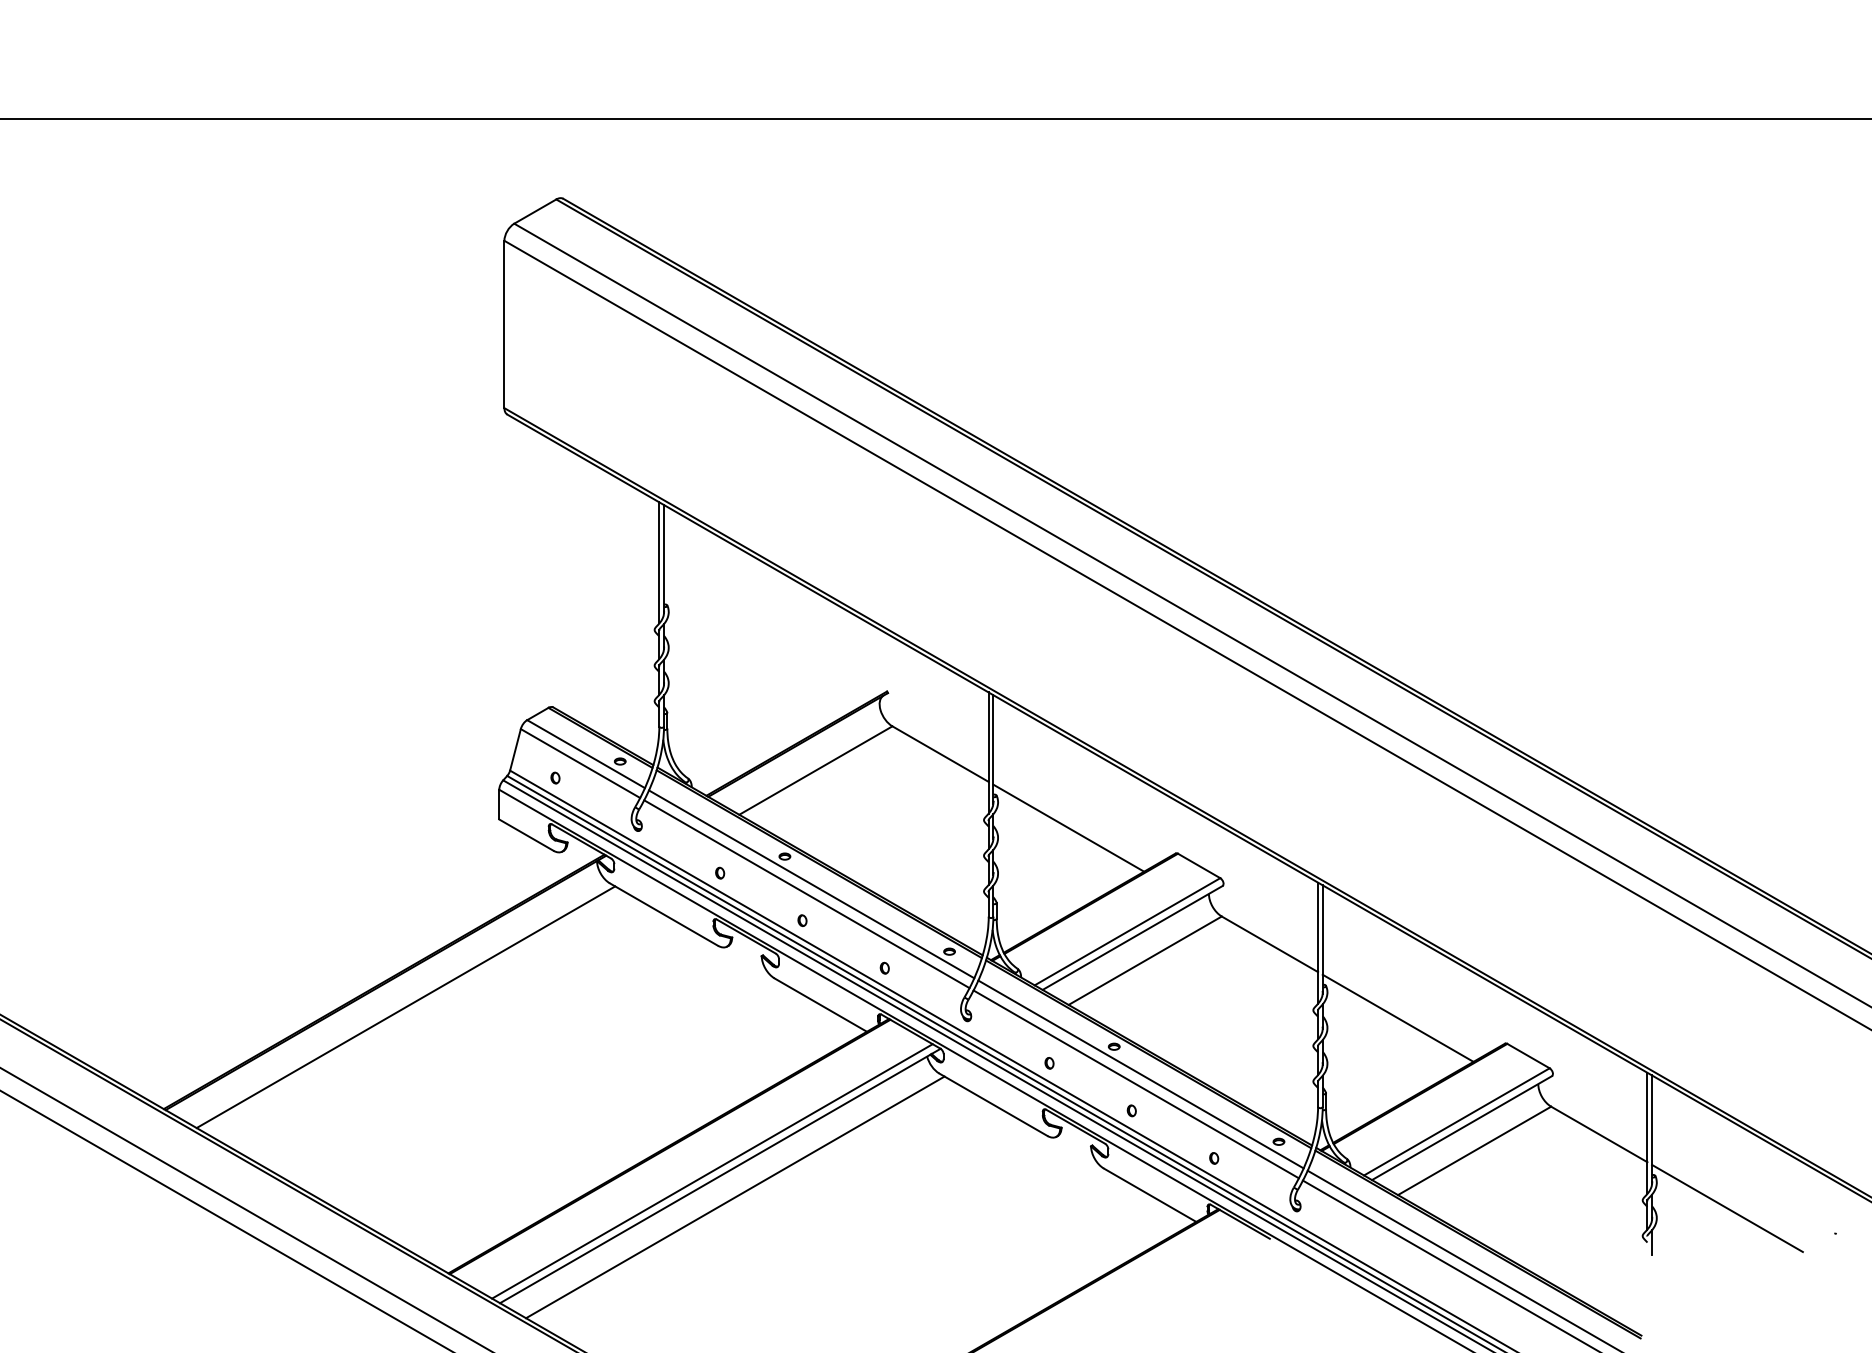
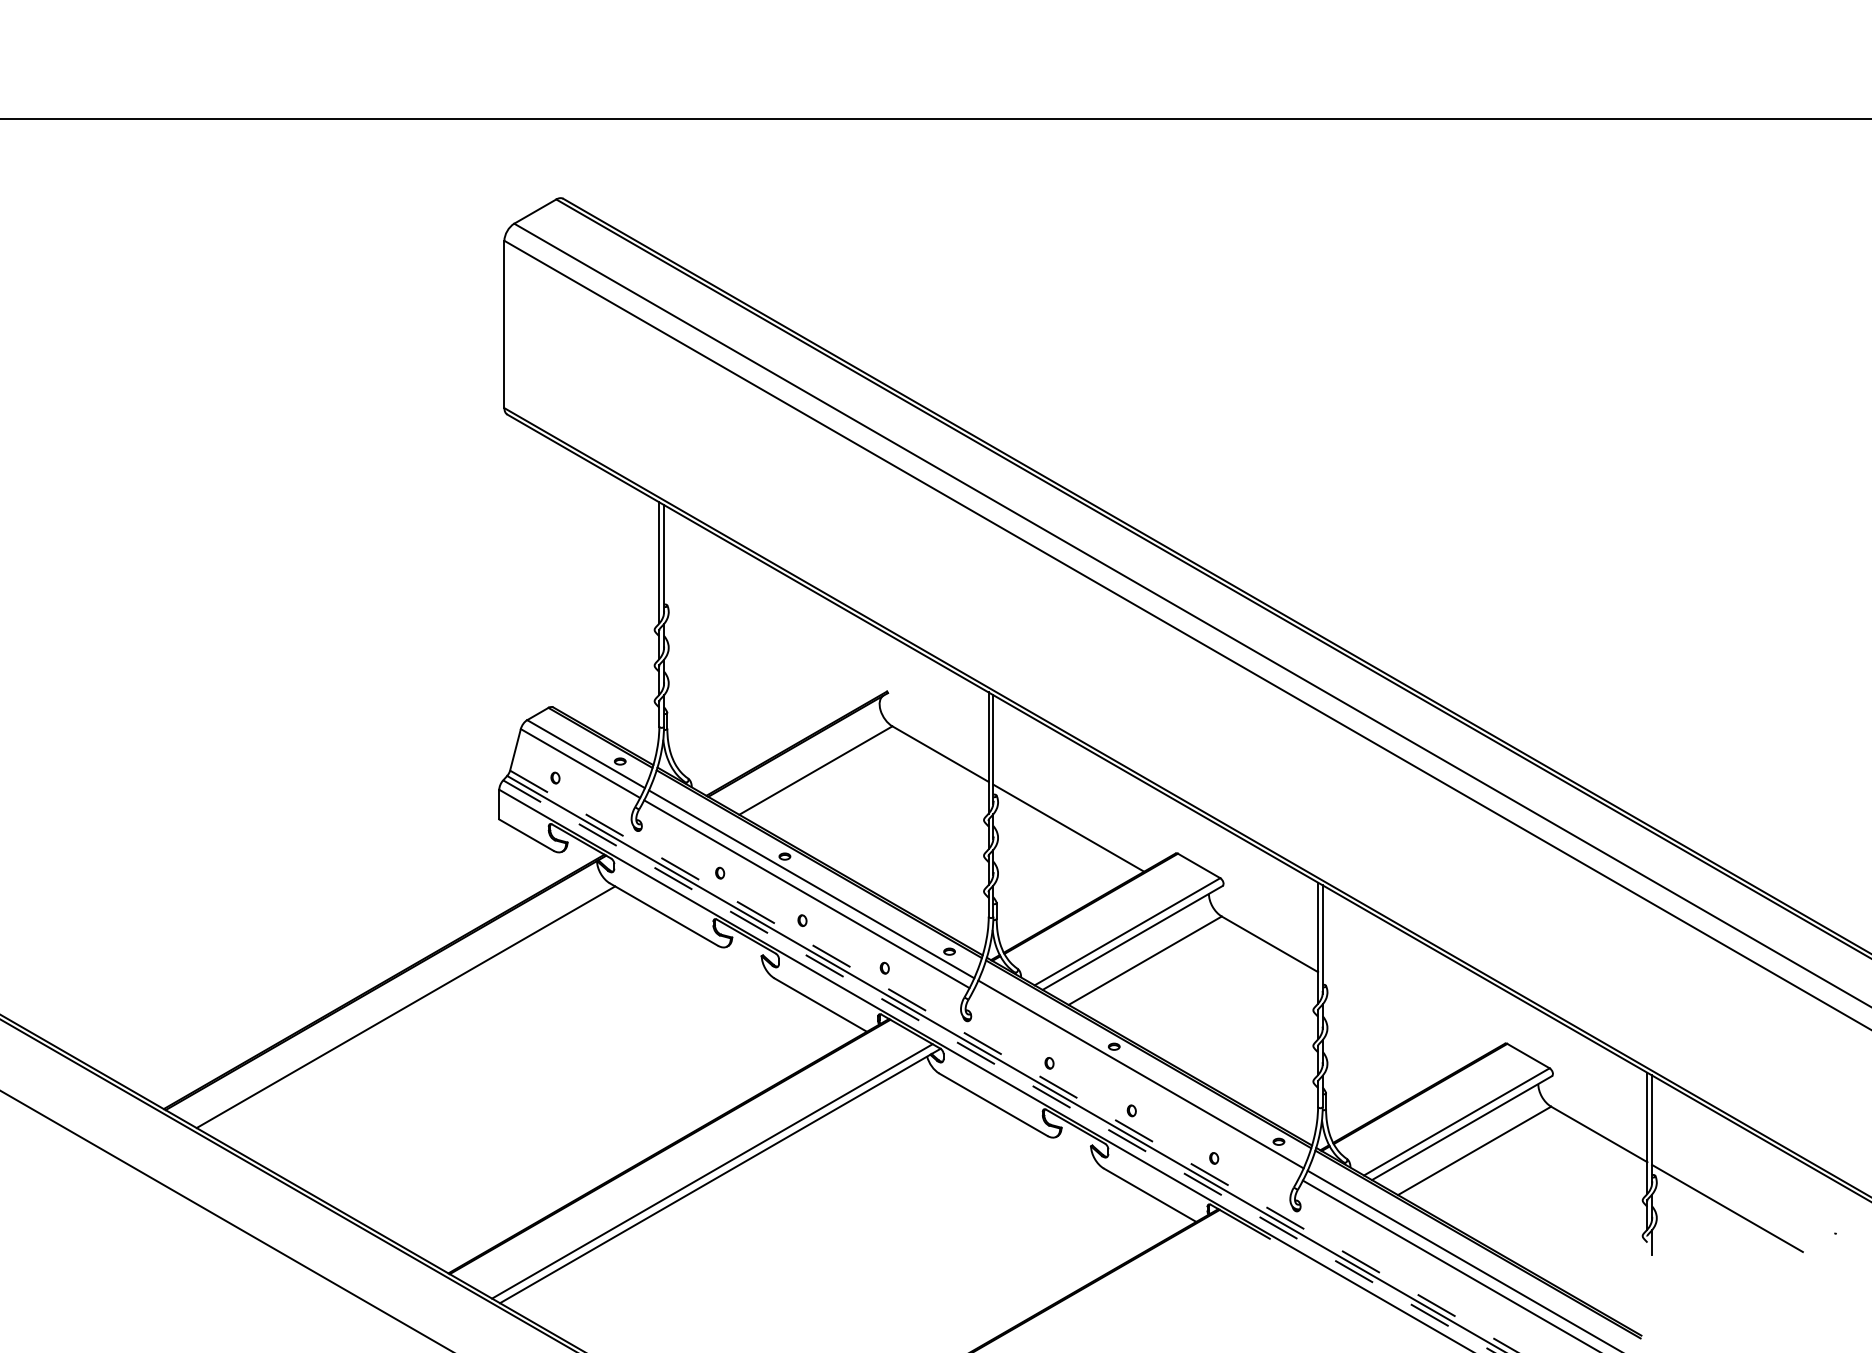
line: present -> none (1397, 1017)
line: solid -> dashed (1014, 1062)
line: solid -> dashed (999, 1066)
line: present -> none (1135, 1084)
line: present -> none (735, 1197)
line: present -> none (245, 1209)
